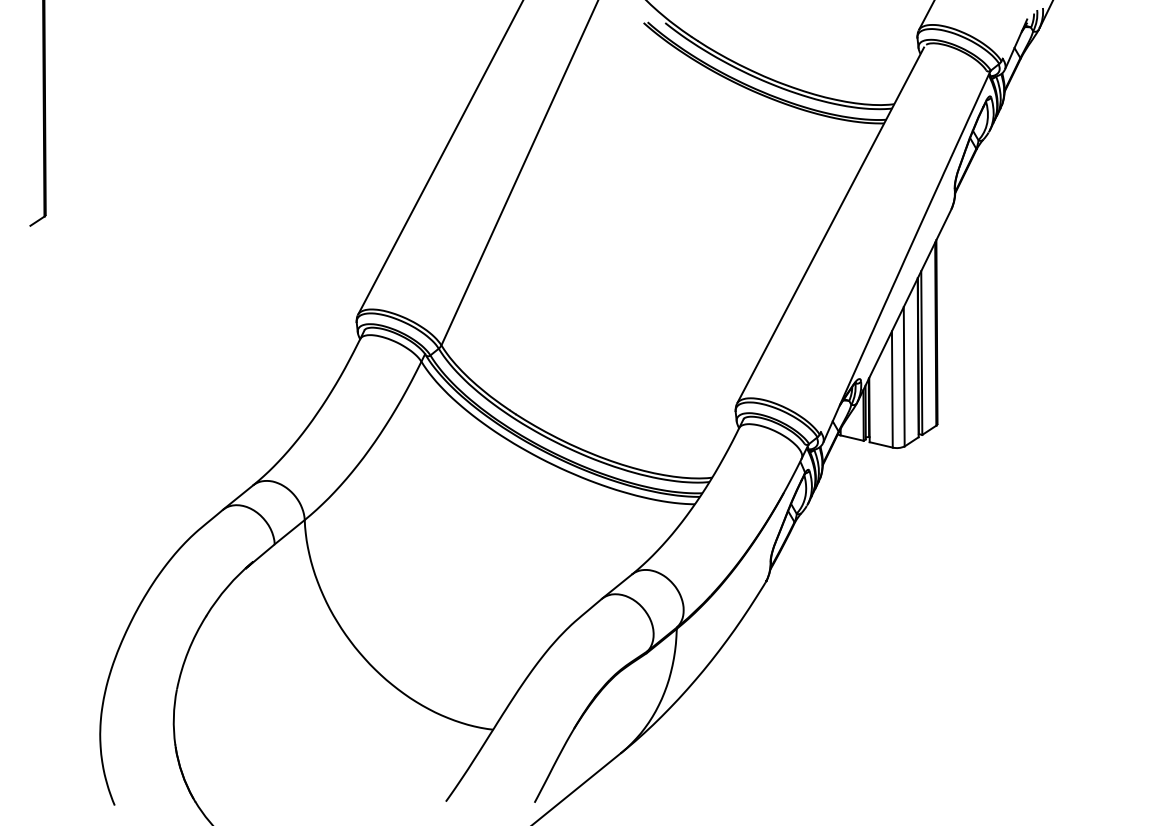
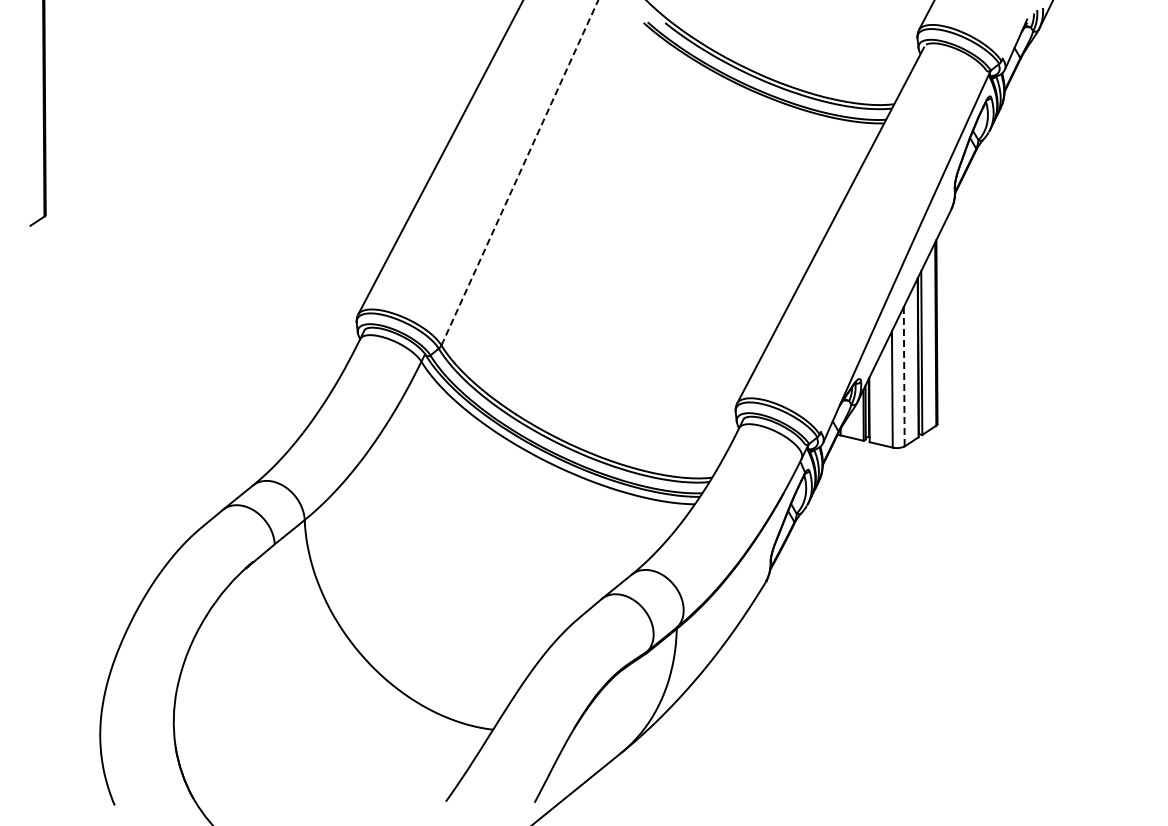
line: solid -> dashed (519, 172)
line: solid -> dashed (904, 376)
